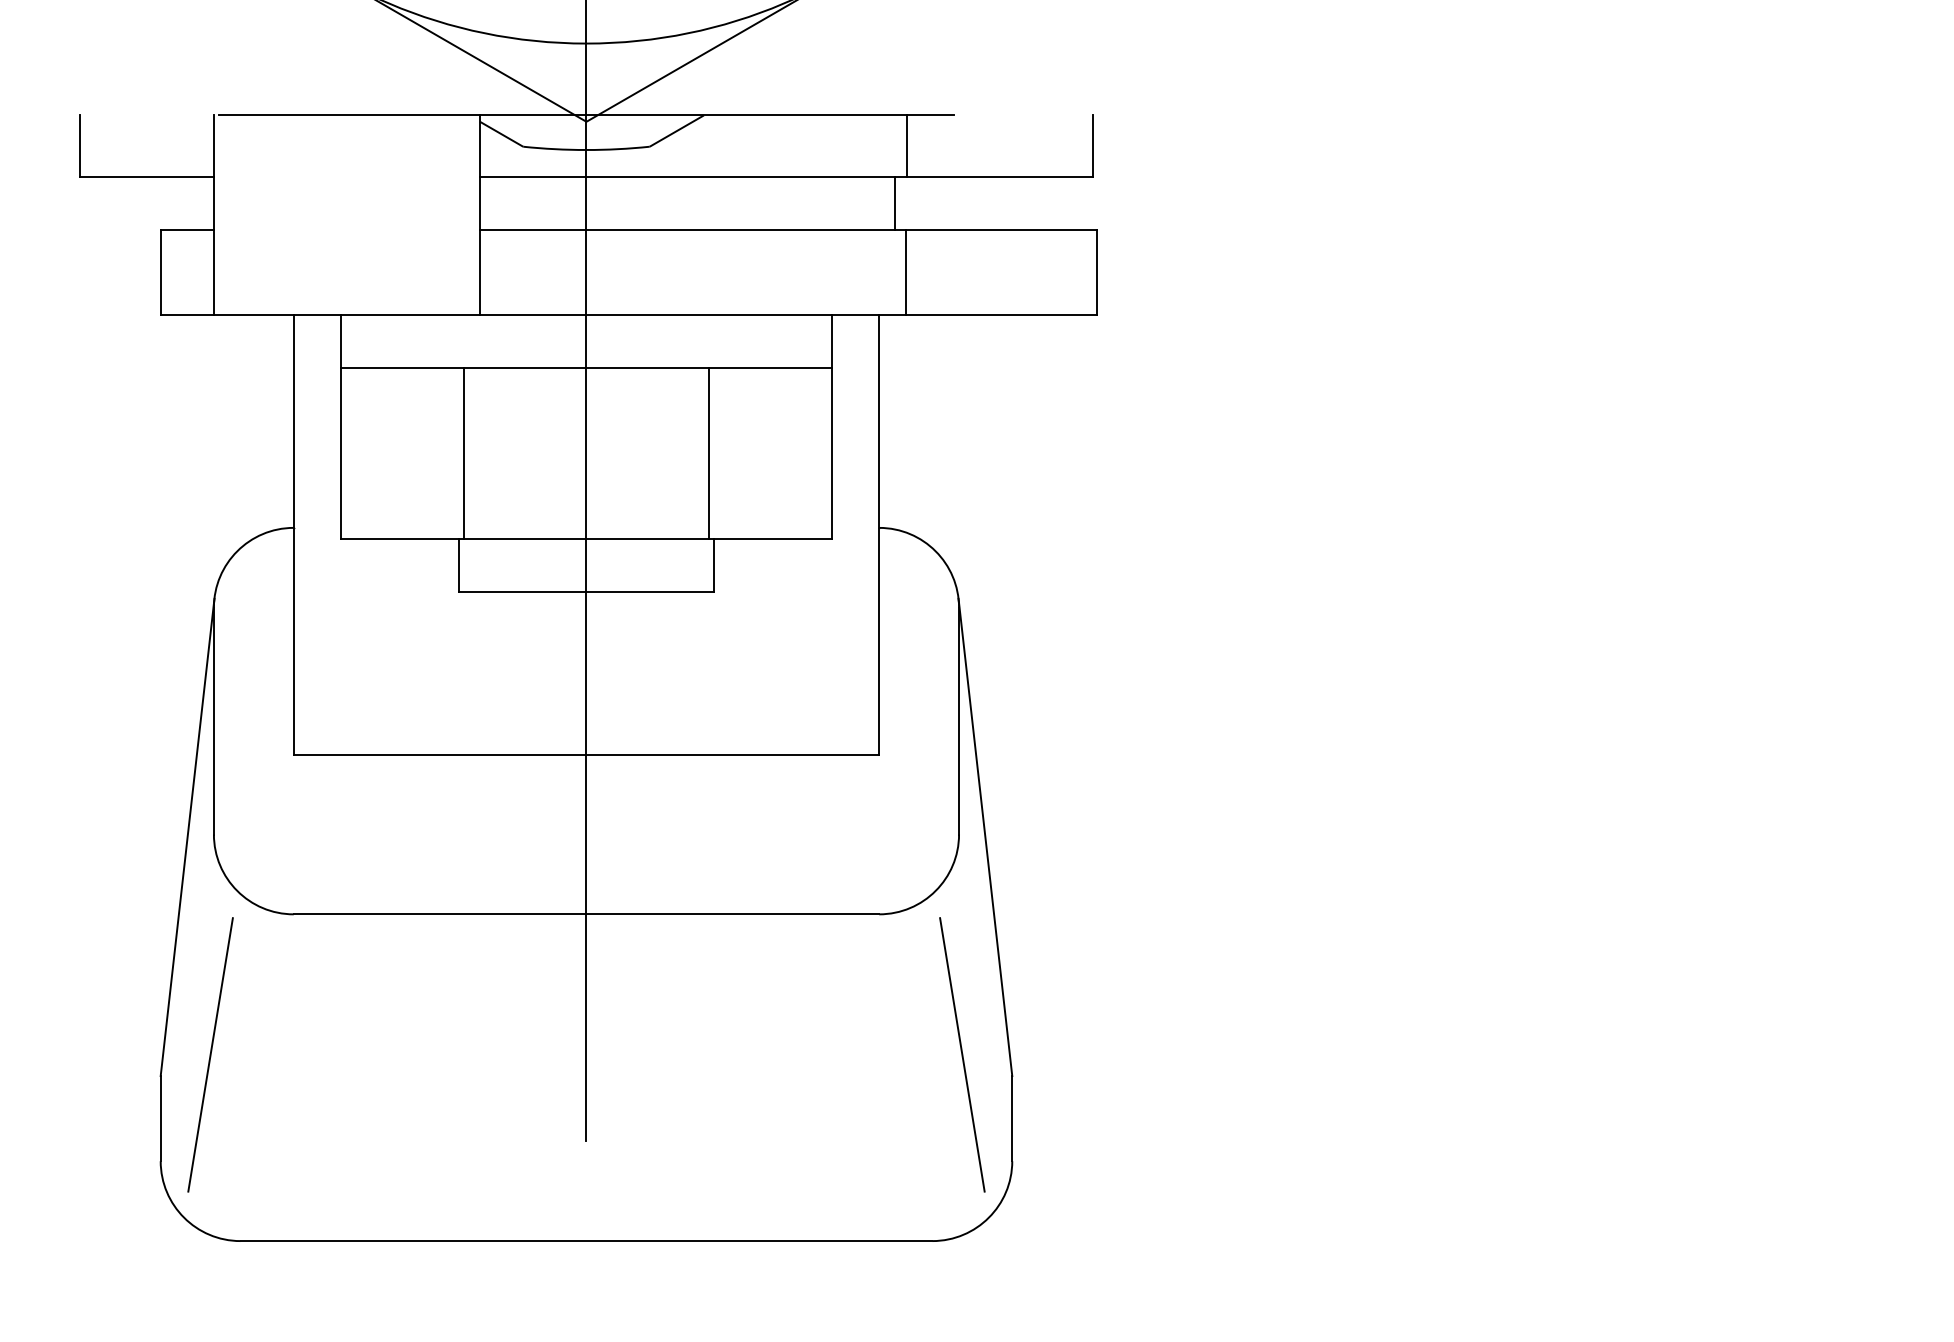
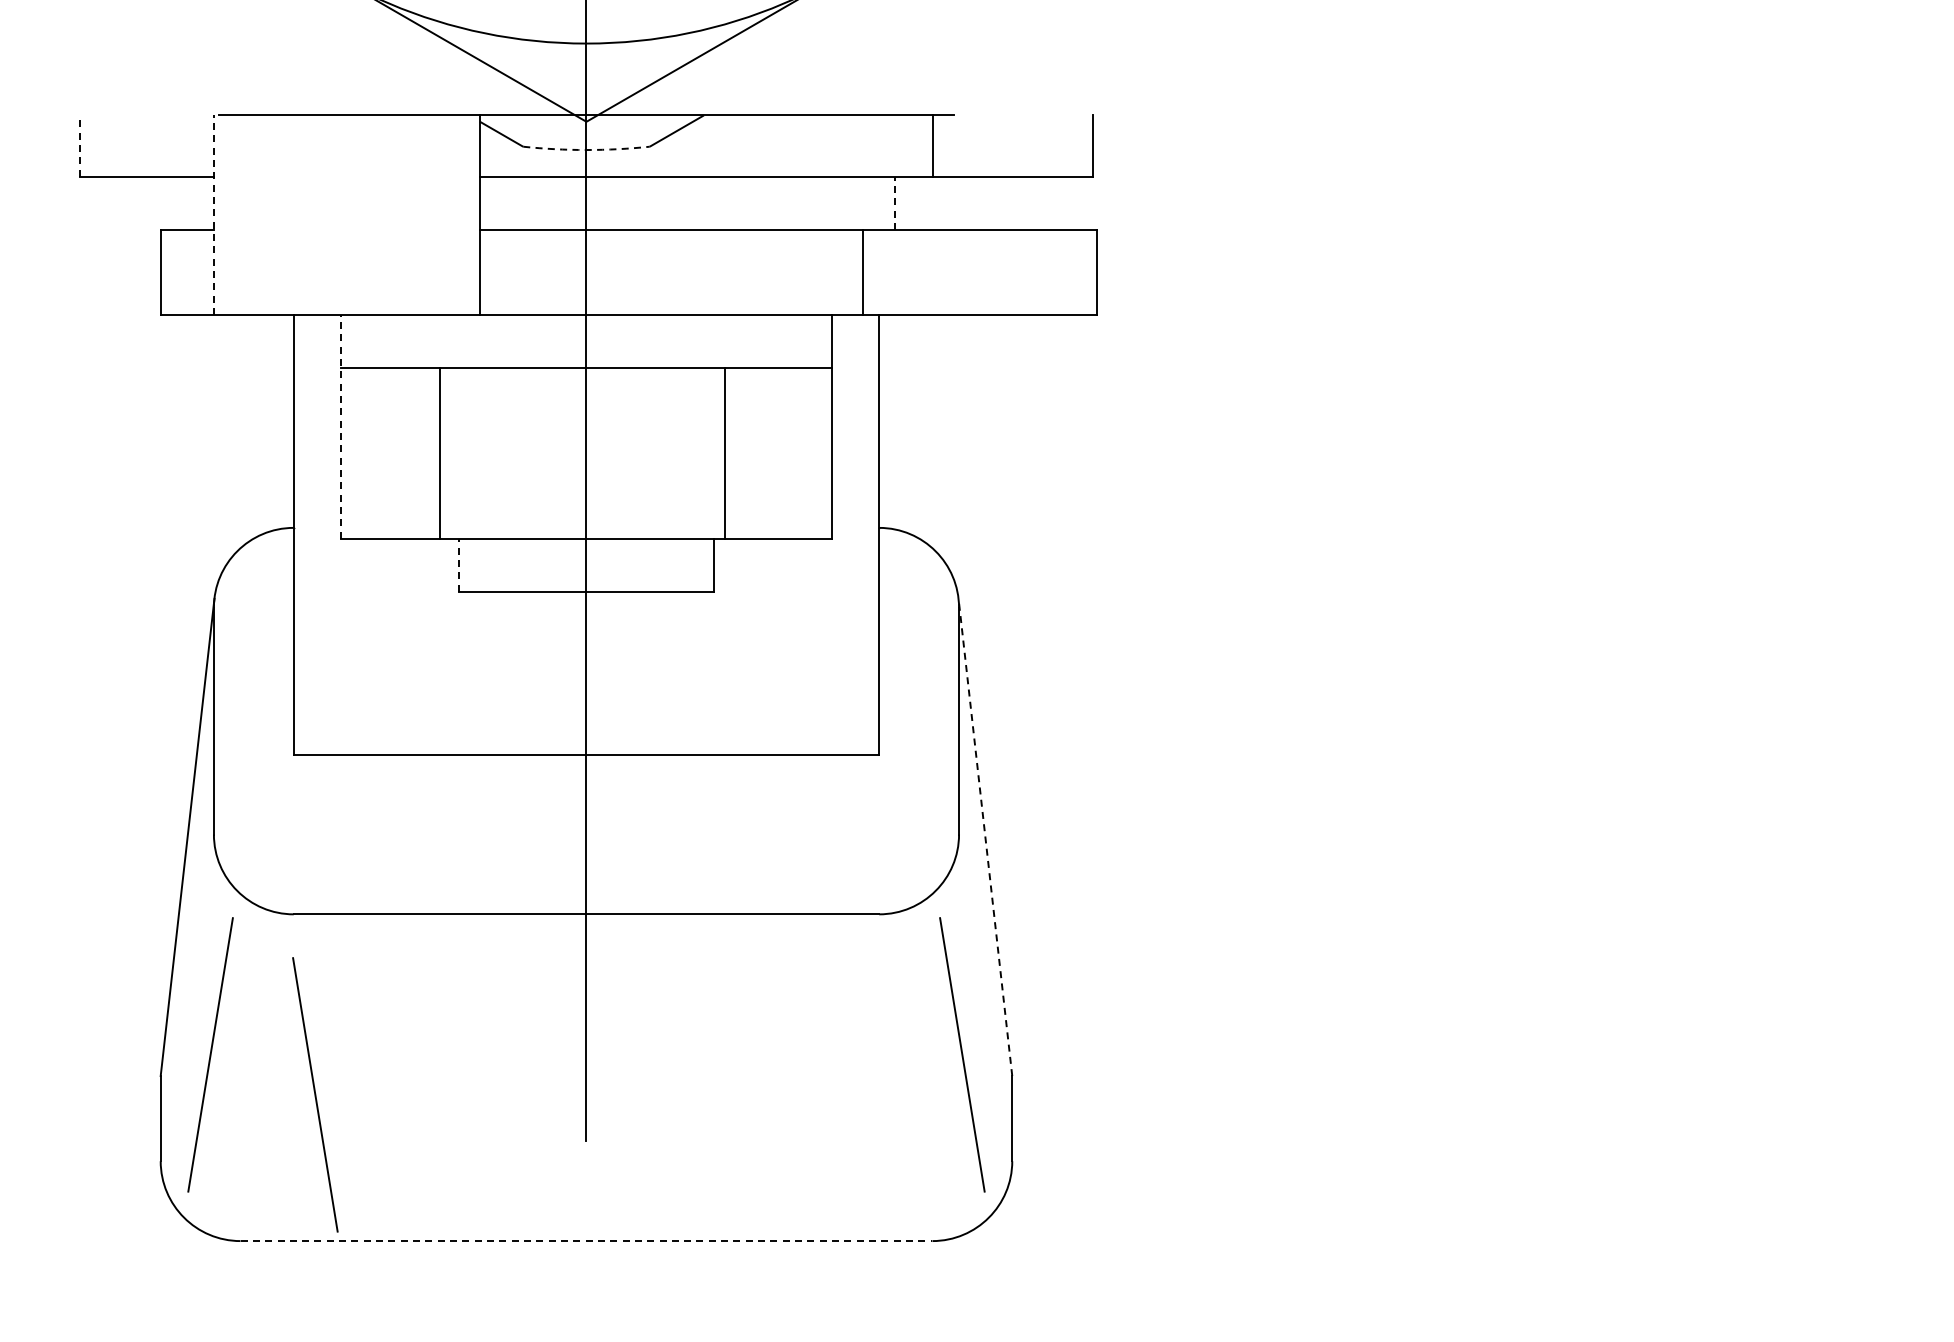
line position: (906, 145) -> (932, 145) (932, 145)
line: solid -> dashed (80, 146)
arc: solid -> dashed (586, 150)
line: solid -> dashed (894, 203)
line: solid -> dashed (213, 215)
line position: (905, 272) -> (862, 272) (862, 272)
line: solid -> dashed (340, 426)
line position: (463, 453) -> (439, 453) (439, 453)
line position: (709, 453) -> (725, 453) (725, 453)
line: solid -> dashed (458, 565)
line: solid -> dashed (985, 836)
line: none -> present (315, 1094)
line: solid -> dashed (586, 1241)
